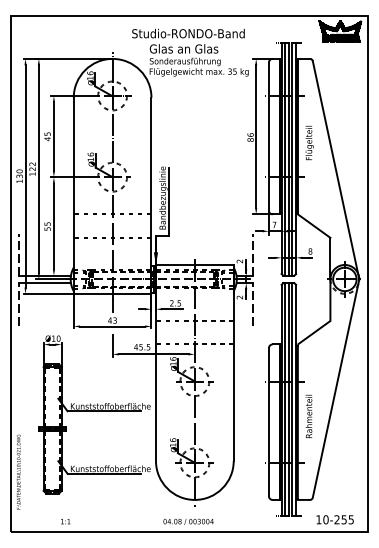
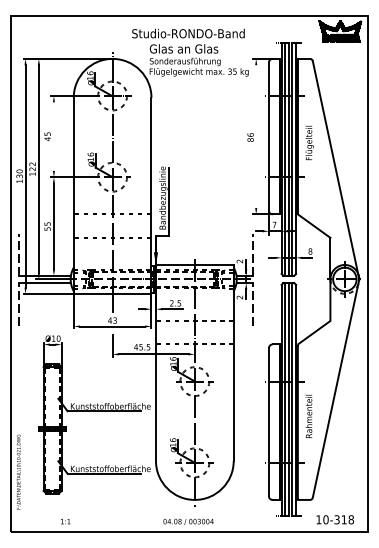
line: present -> none (53, 136)
line: present -> none (256, 136)
text: 10-255 -> 10-318 (343, 519)
